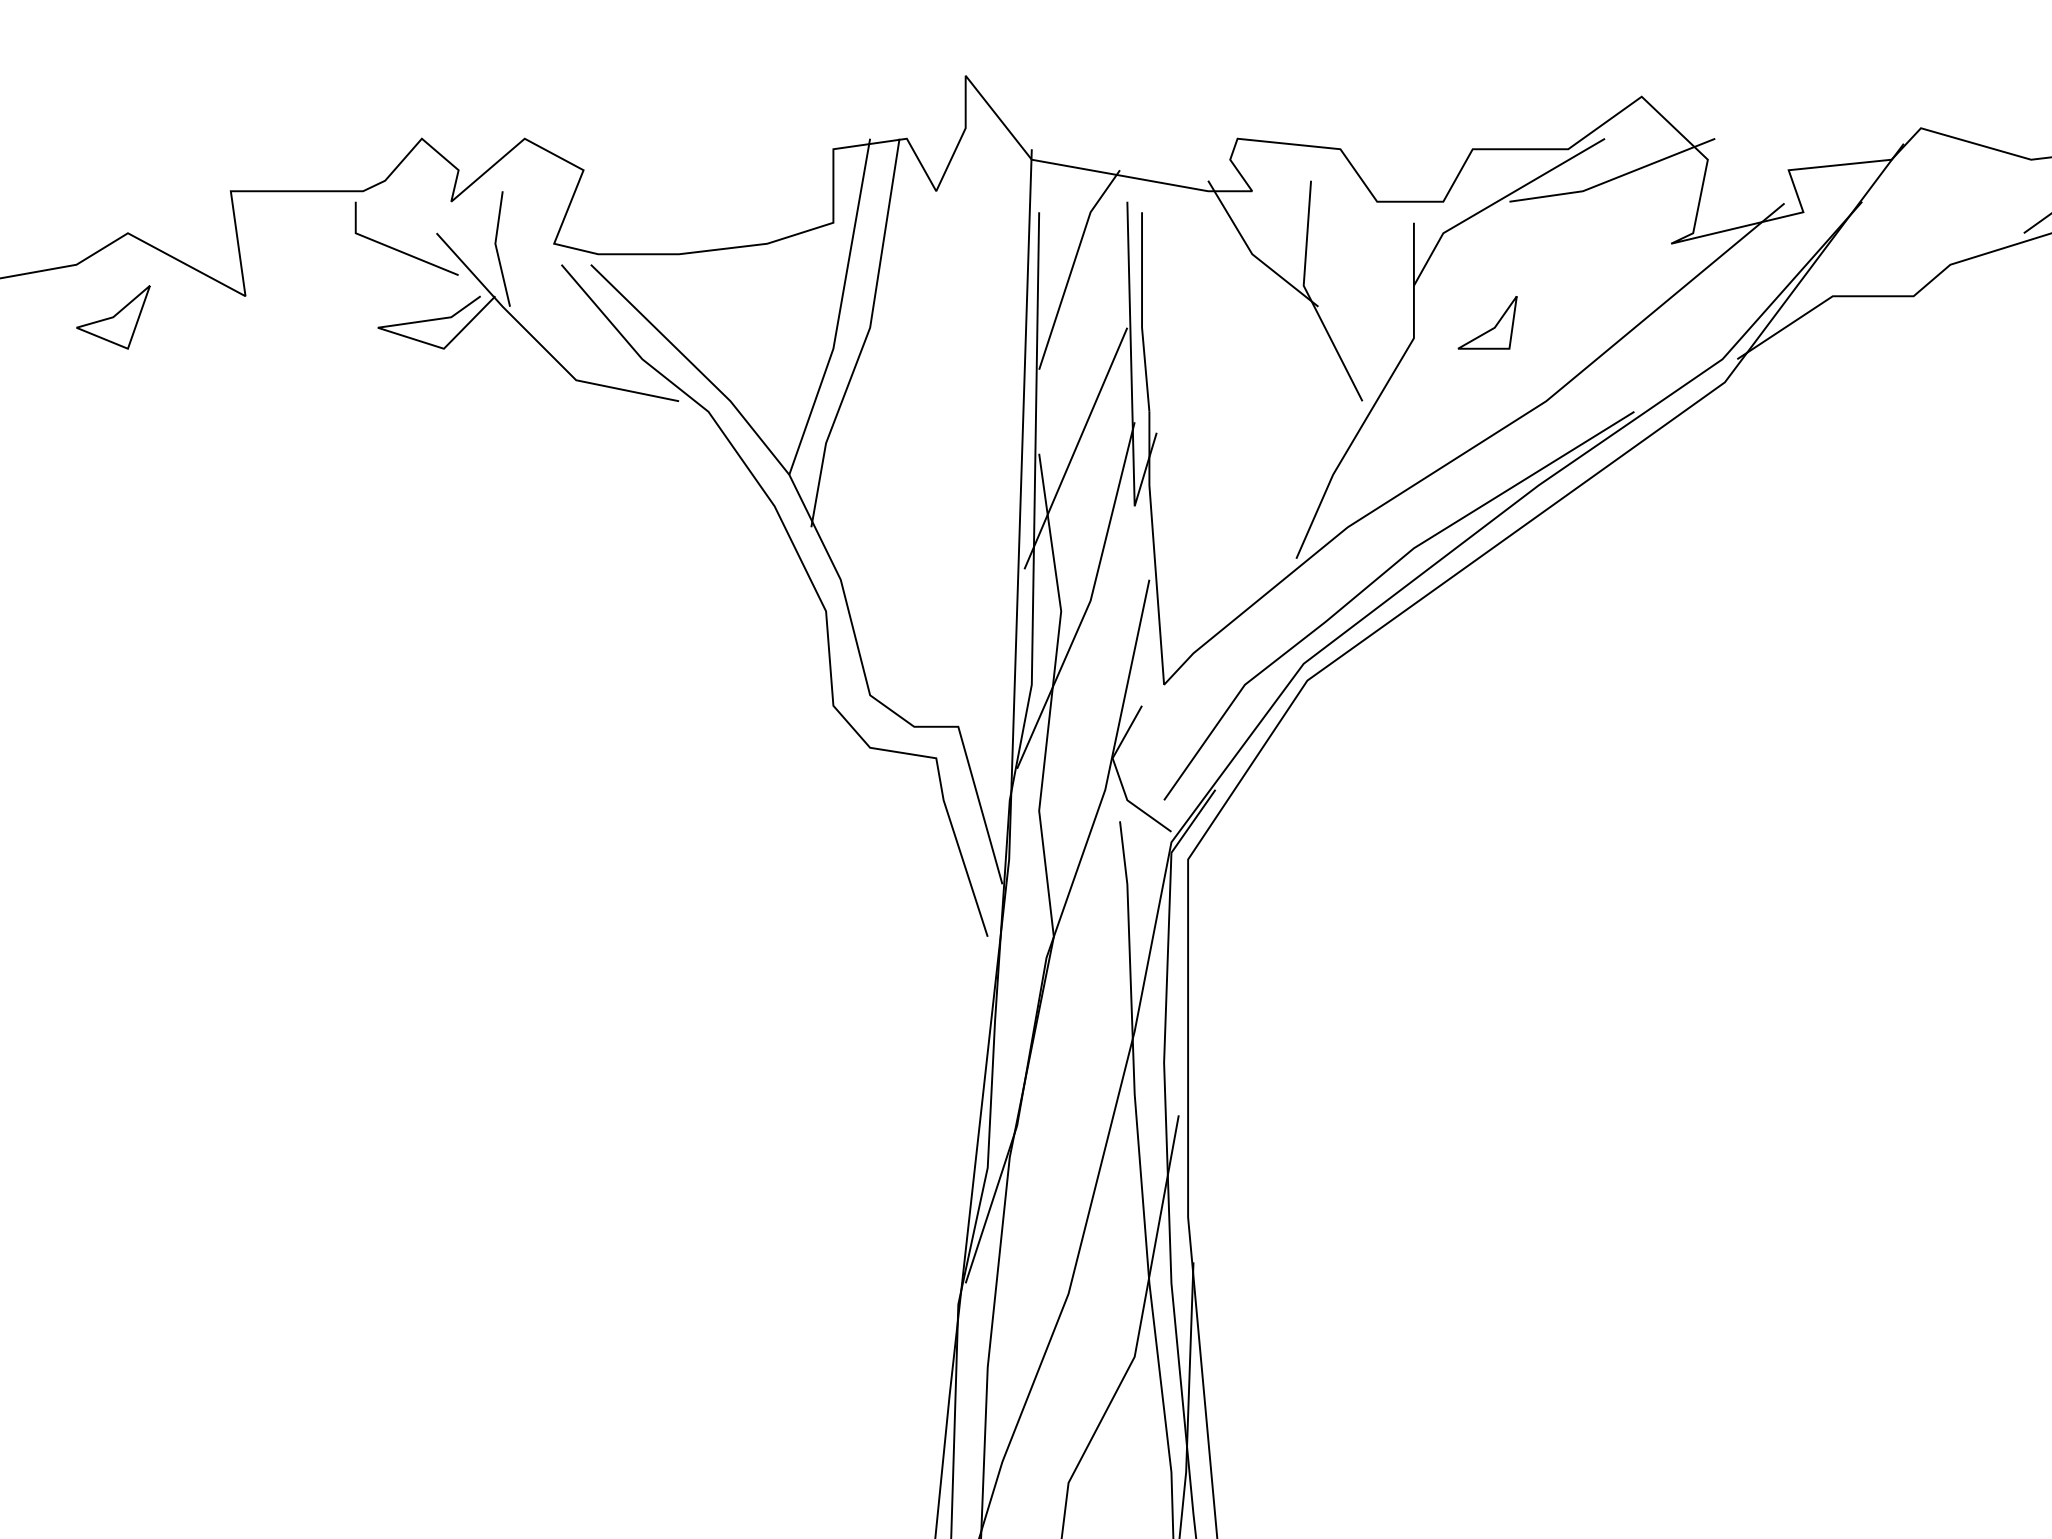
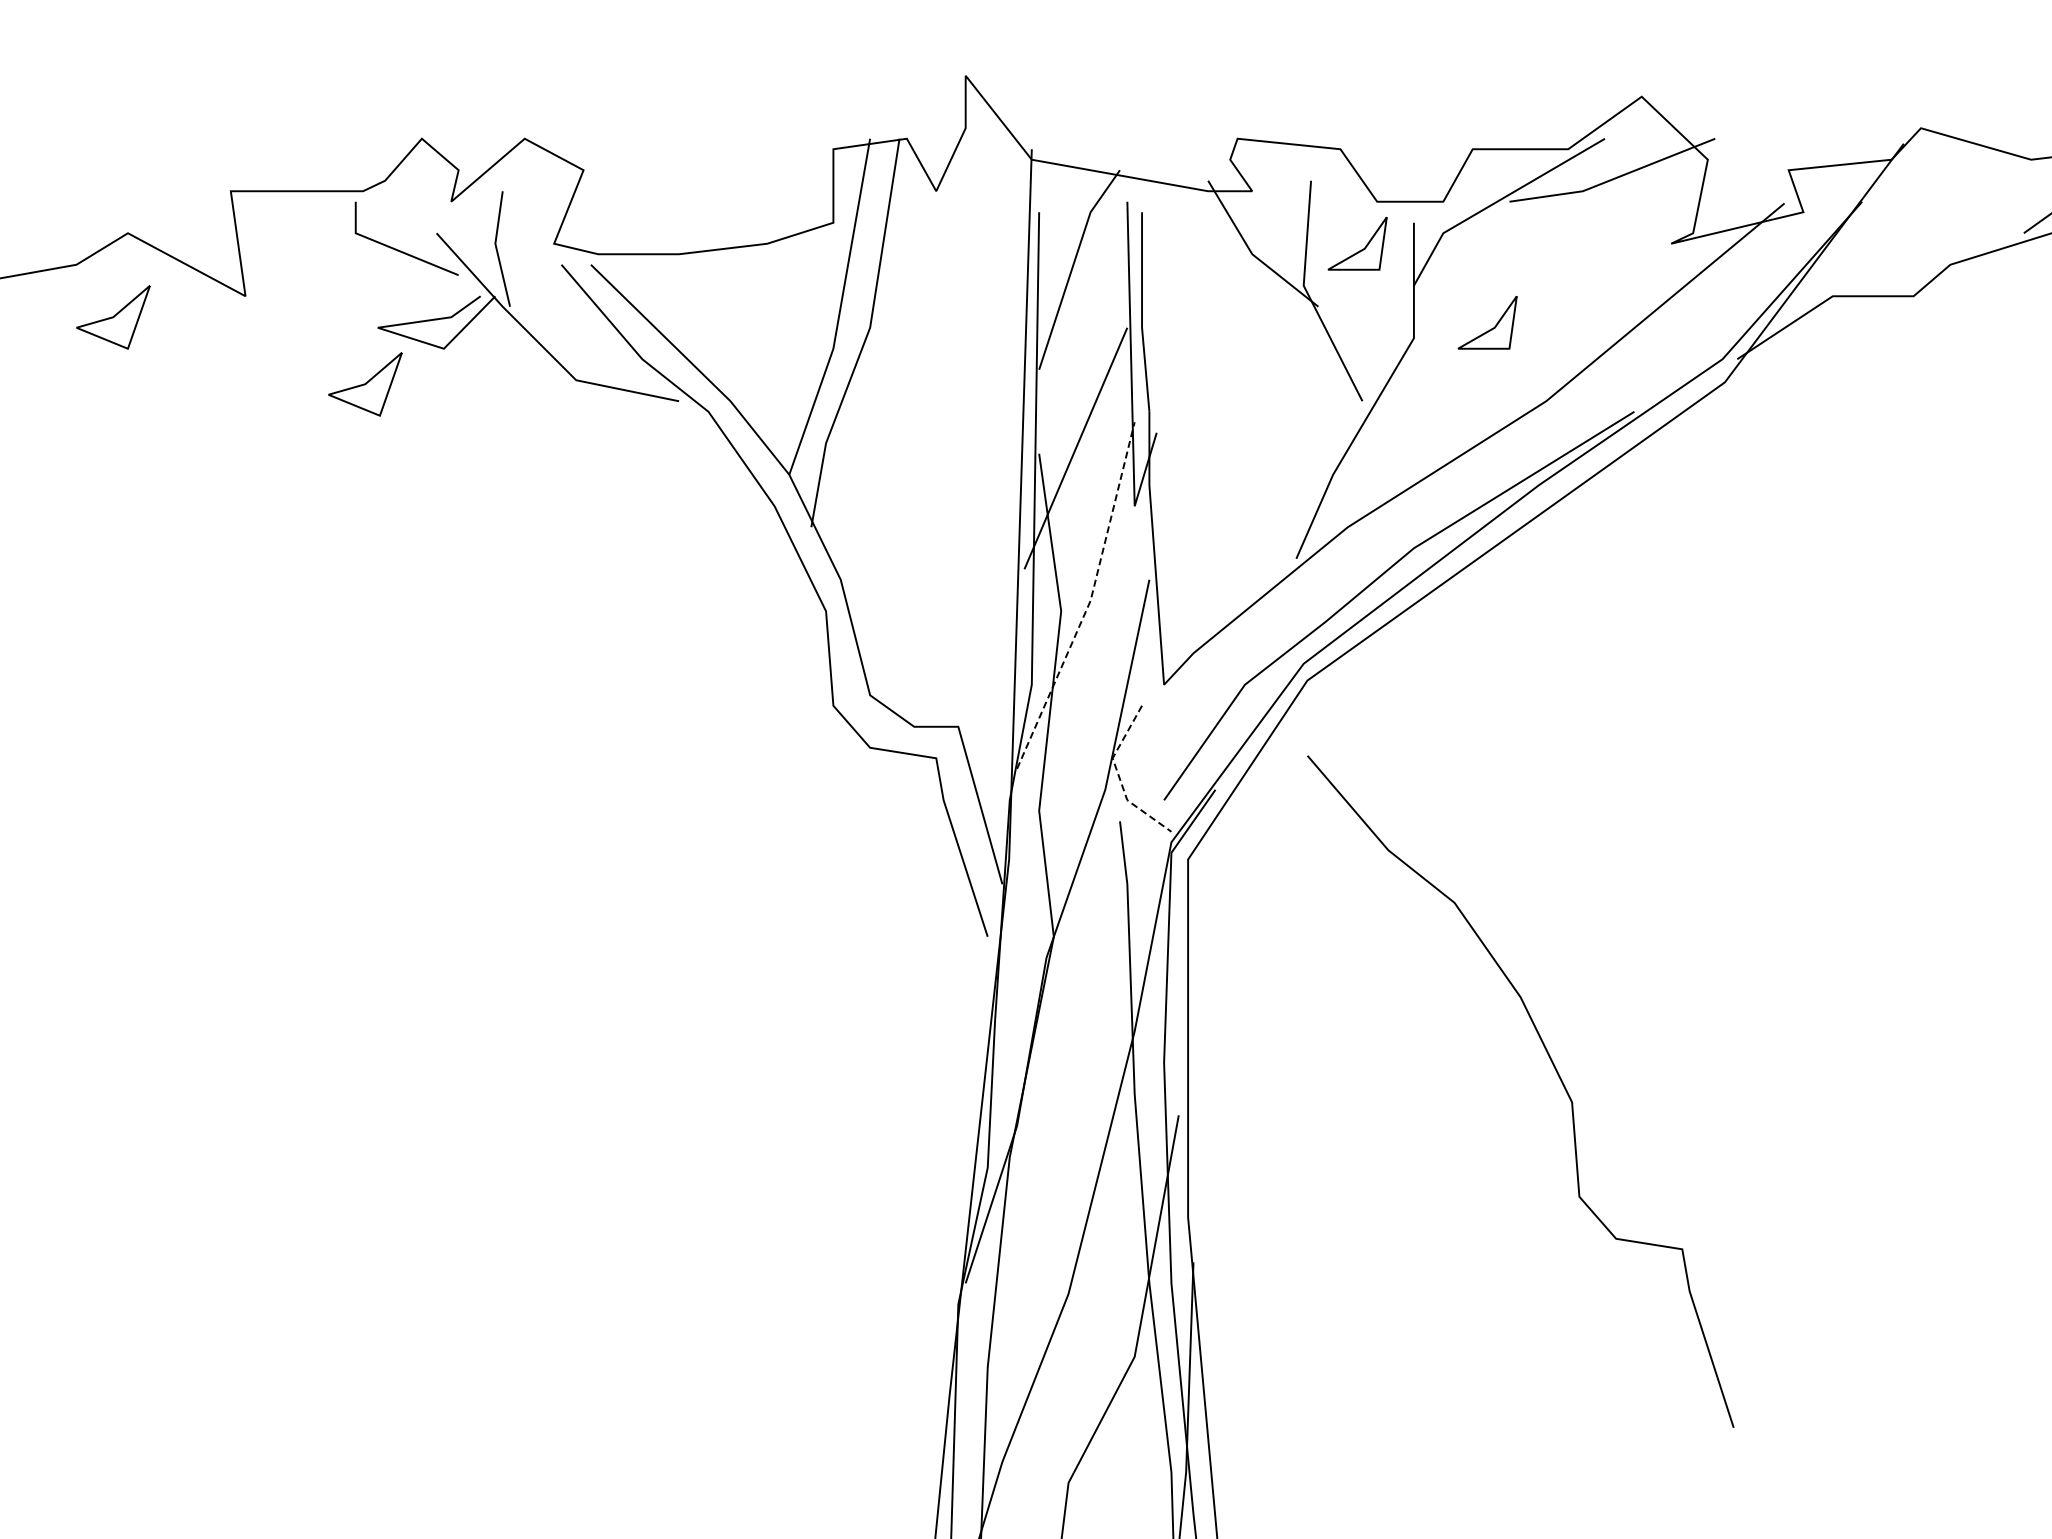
part: none -> present (1361, 249)
part: none -> present (365, 384)
line: solid -> dashed (1090, 600)
line: solid -> dashed (1119, 776)
curve: none -> present (1556, 1073)
